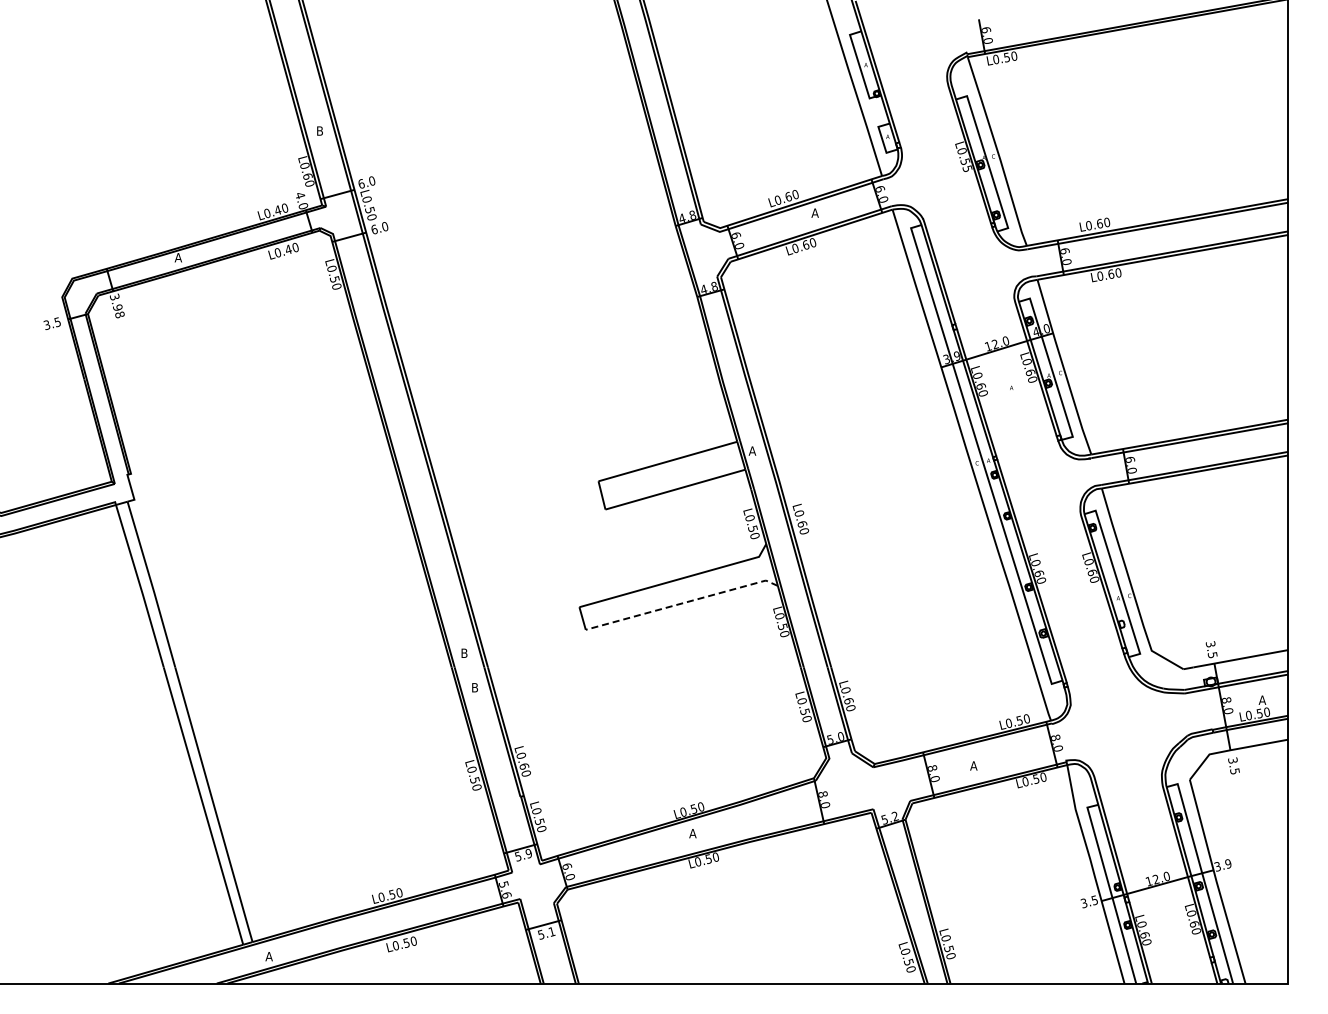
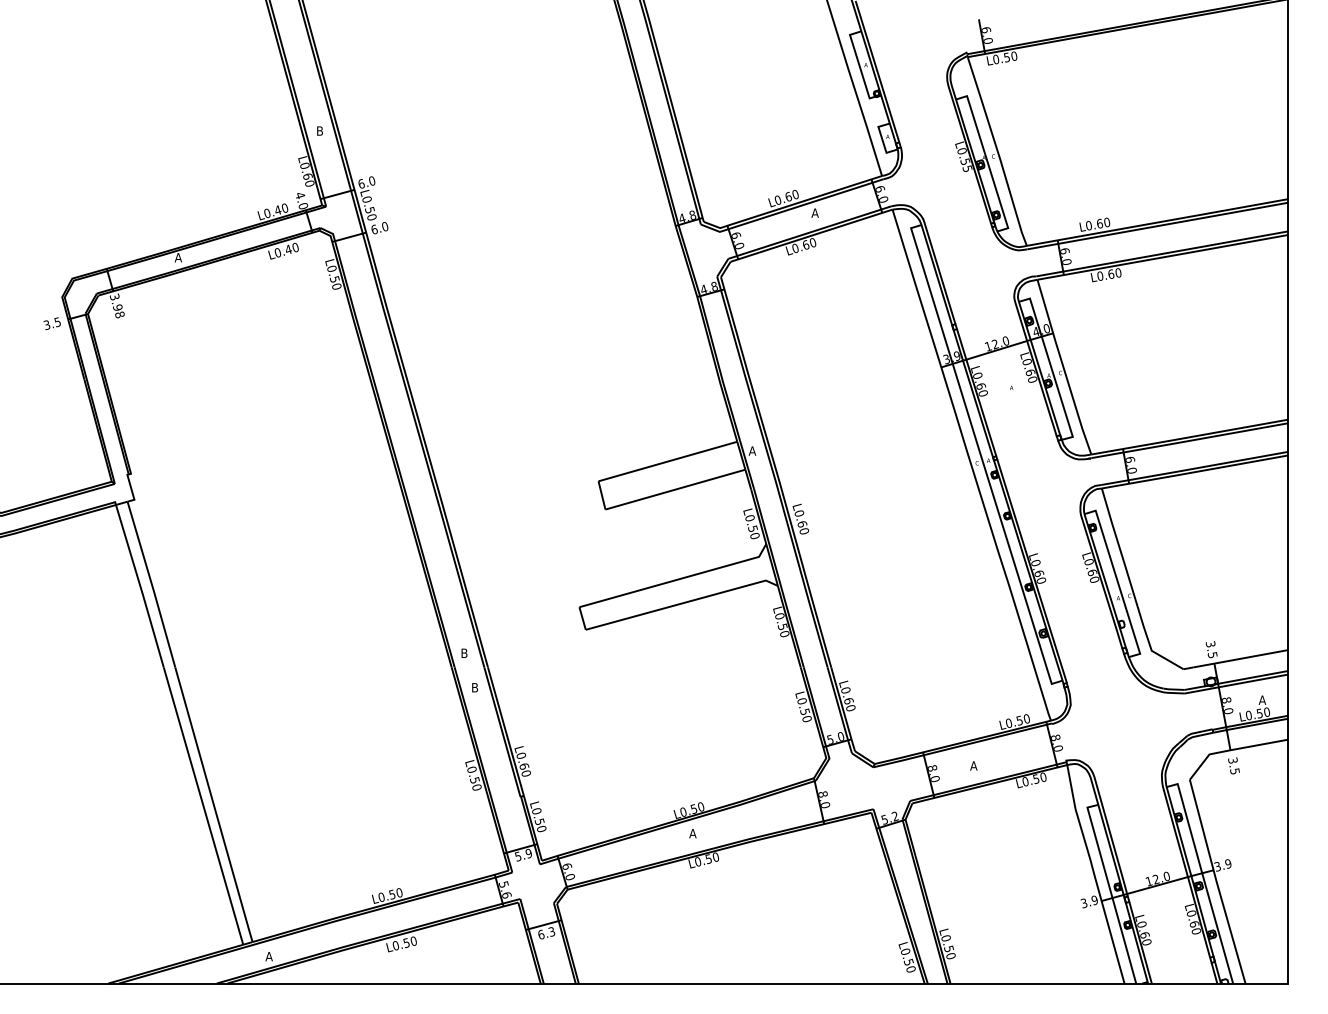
line: dashed -> solid (683, 603)
text: 3.5 -> 3.9 (1094, 900)
text: 5.1 -> 6.3 (546, 933)
